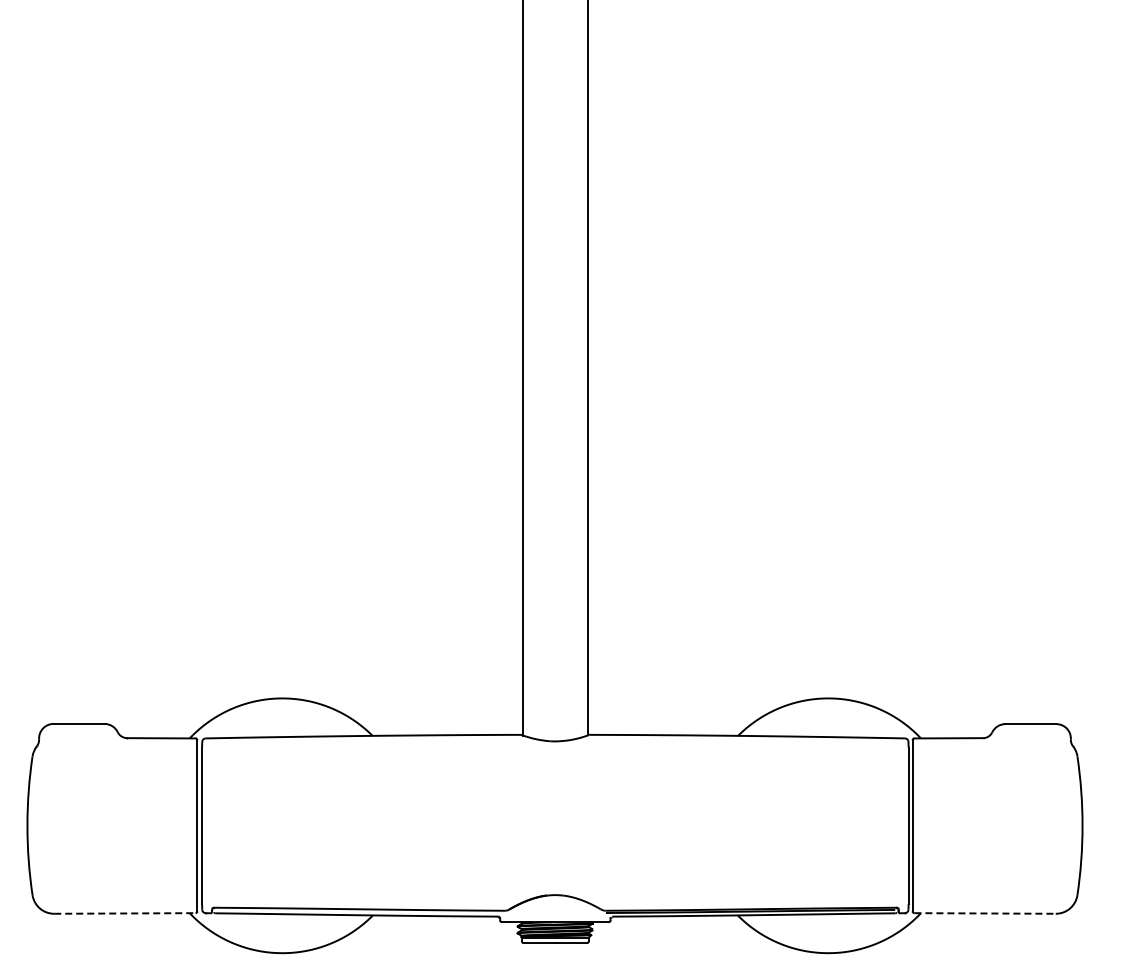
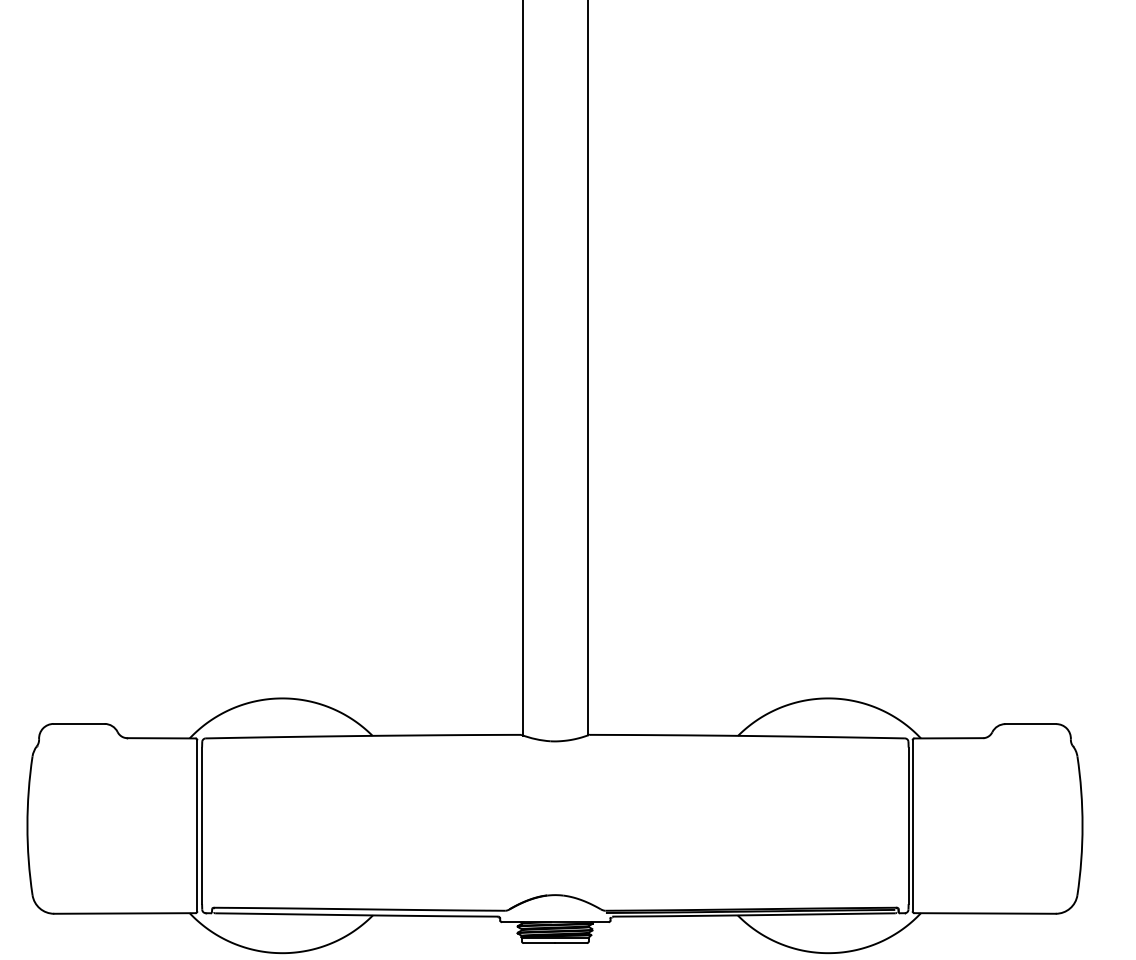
line: dashed -> solid (124, 913)
line: dashed -> solid (985, 913)
